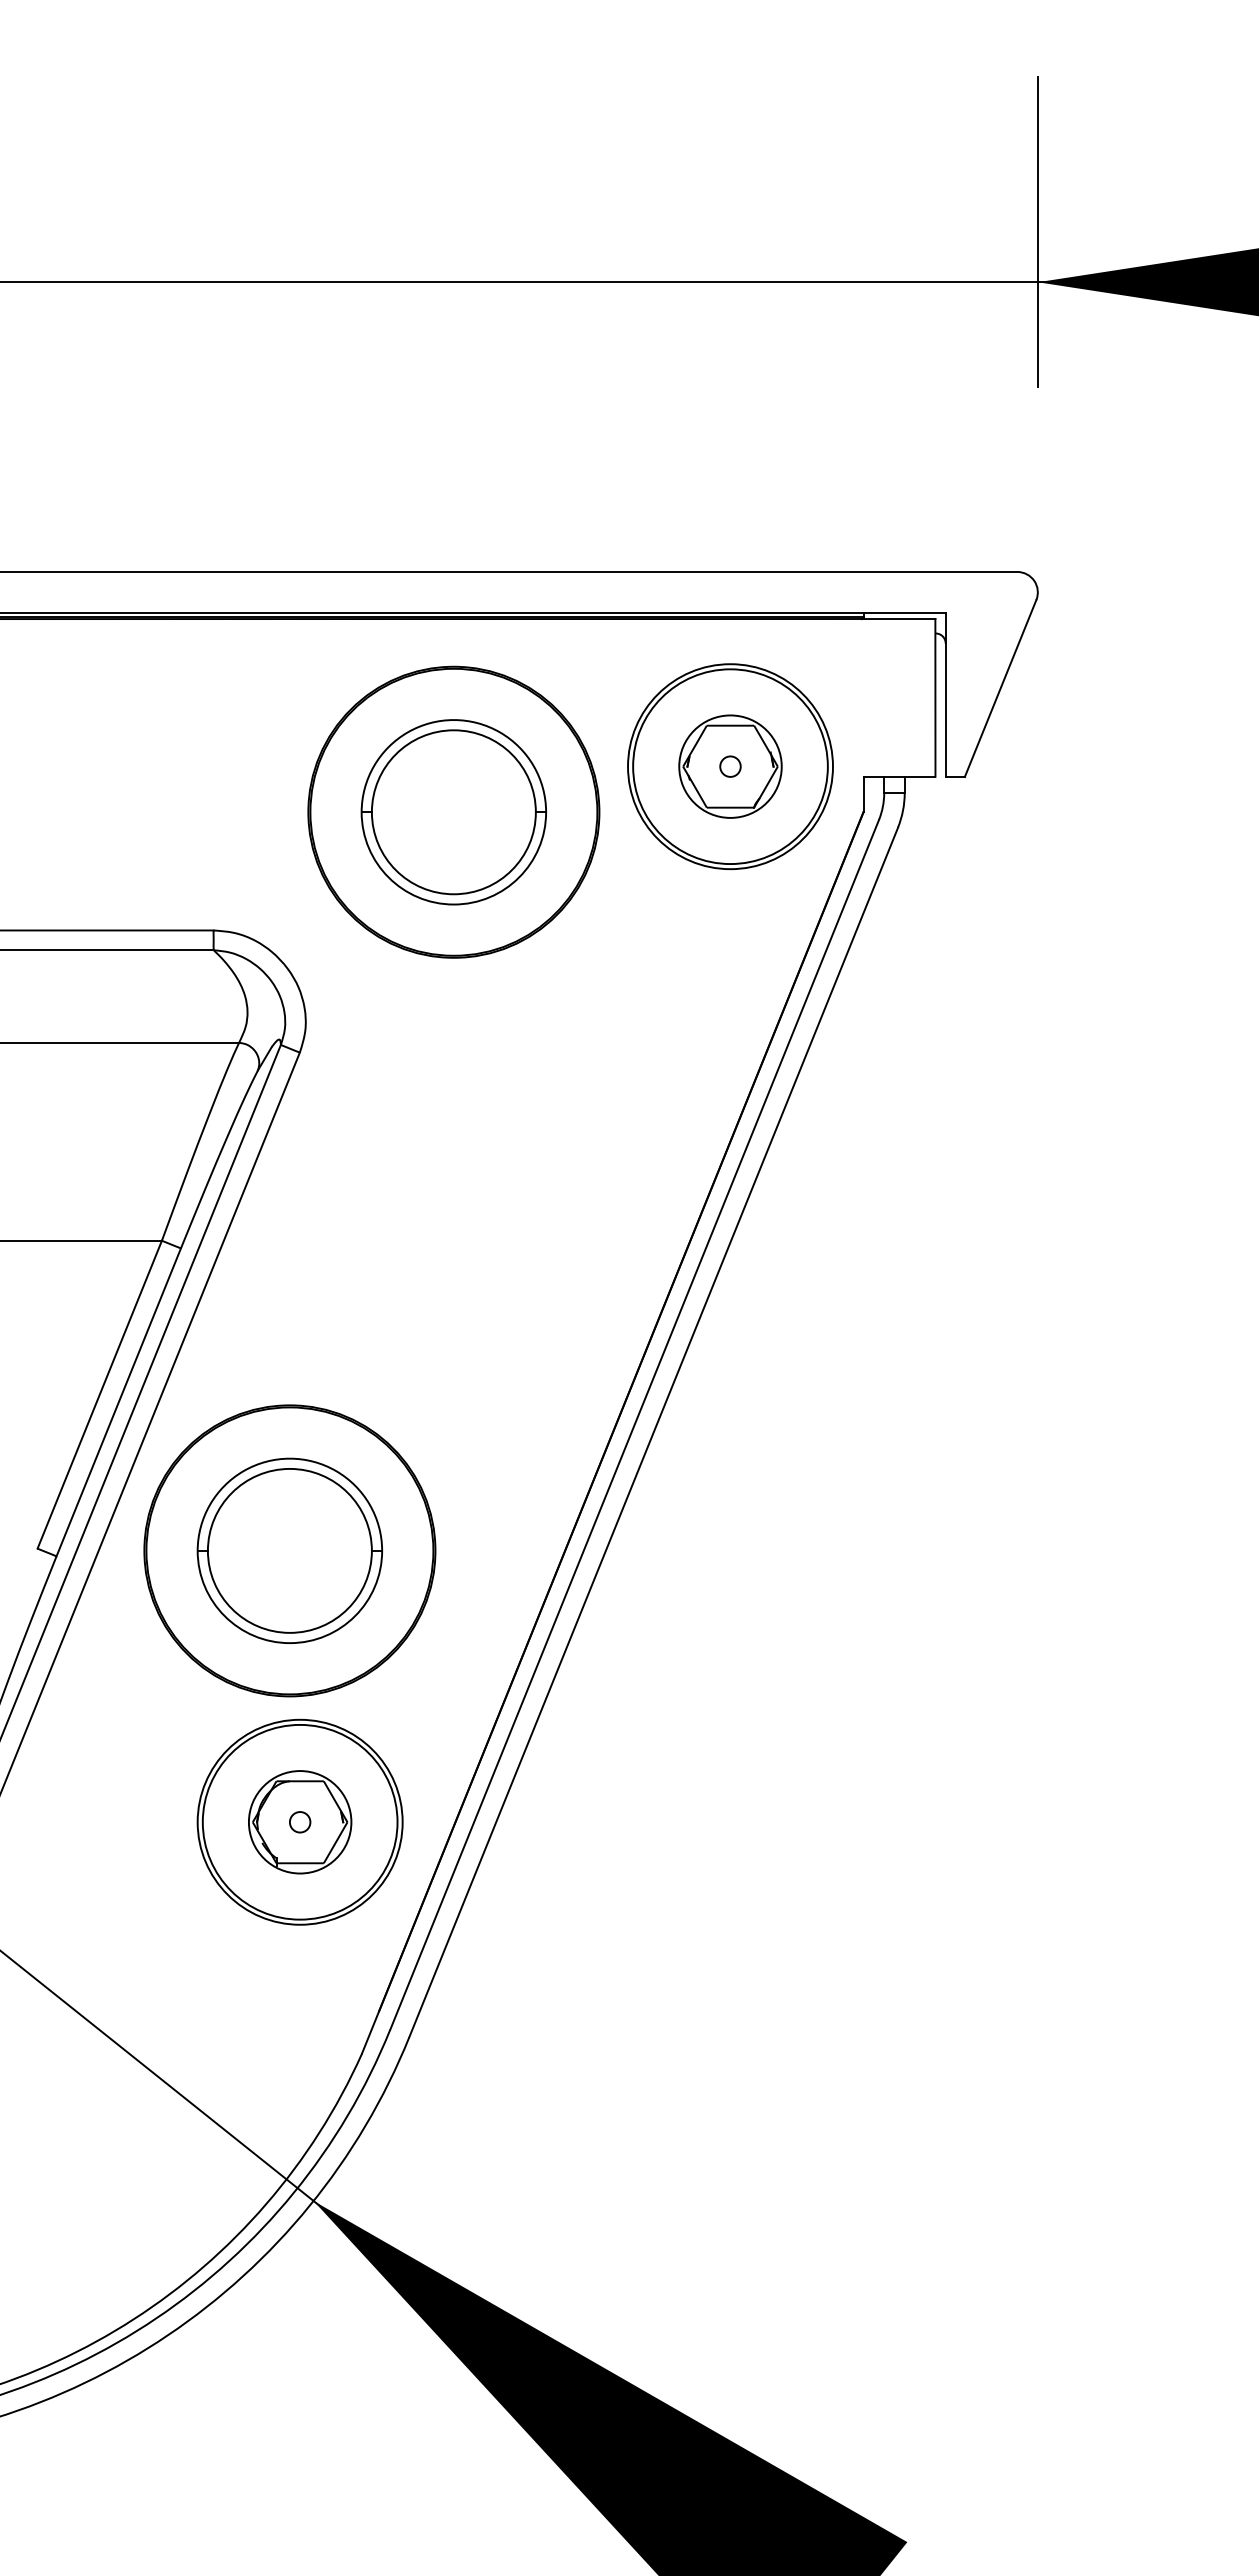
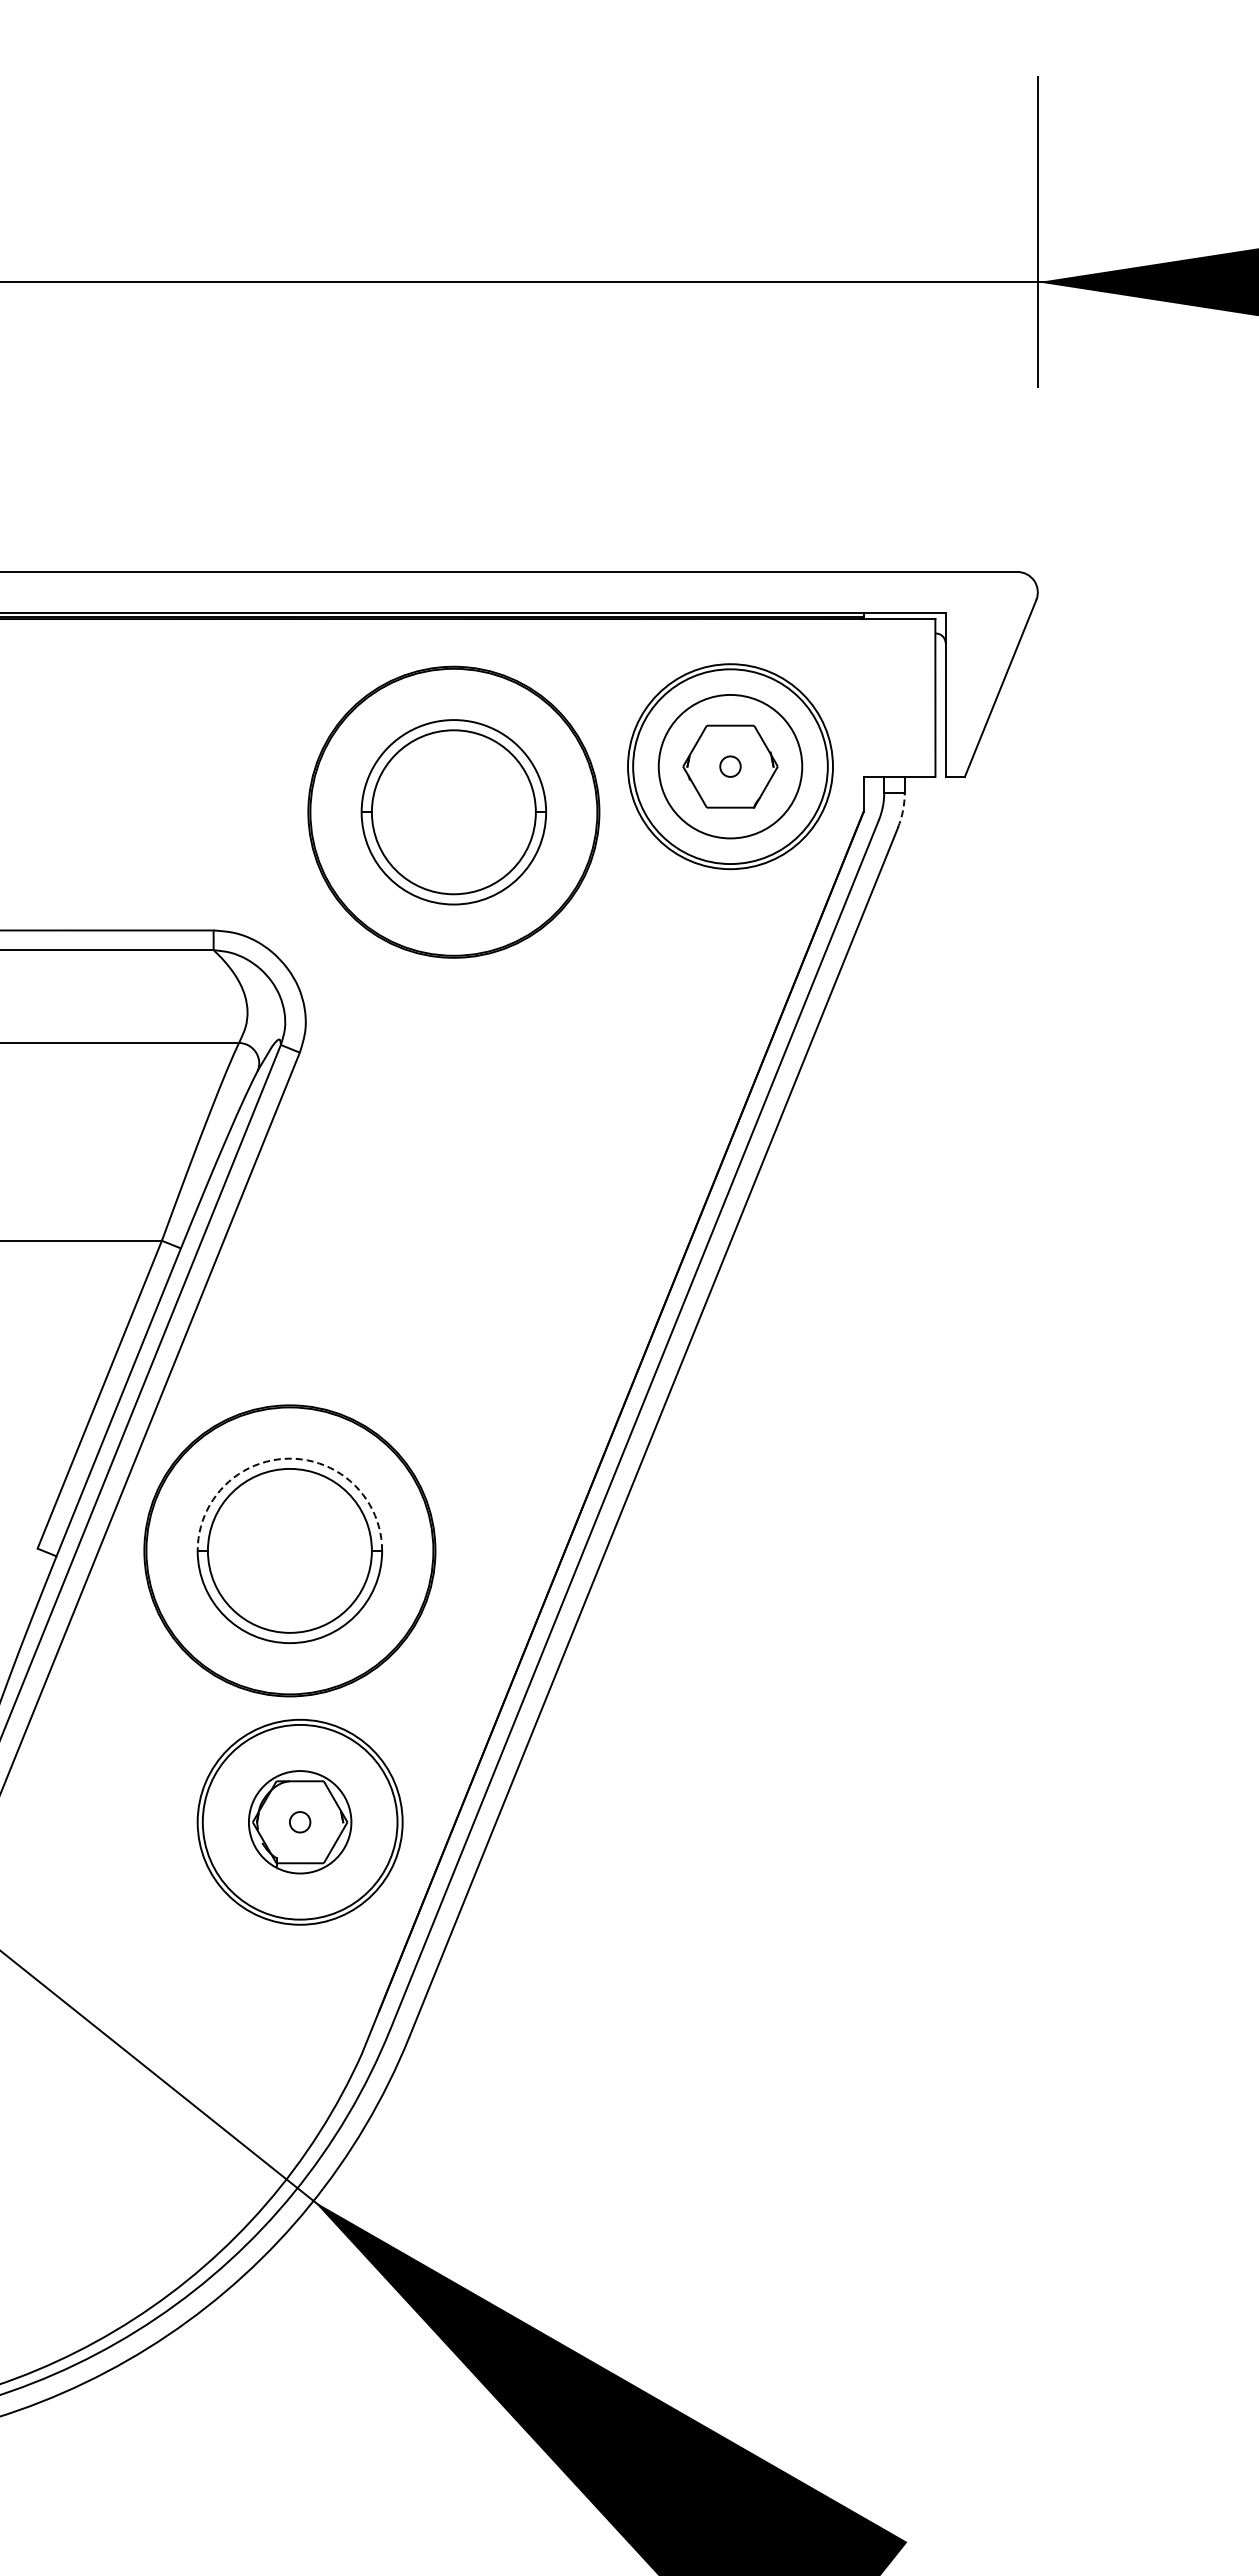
circle diameter: 102 px -> 143 px (730, 766)
arc: solid -> dashed (903, 810)
arc: solid -> dashed (289, 1458)
